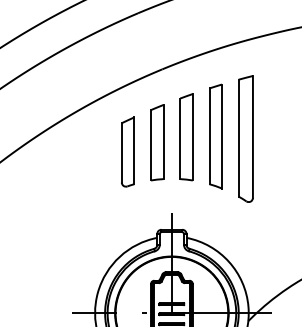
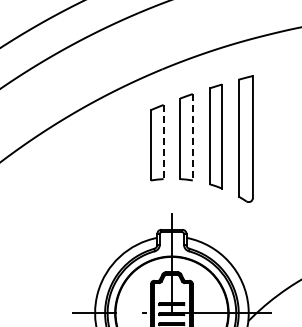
line: solid -> dashed (192, 137)
line: solid -> dashed (163, 142)
part: present -> none (127, 151)
